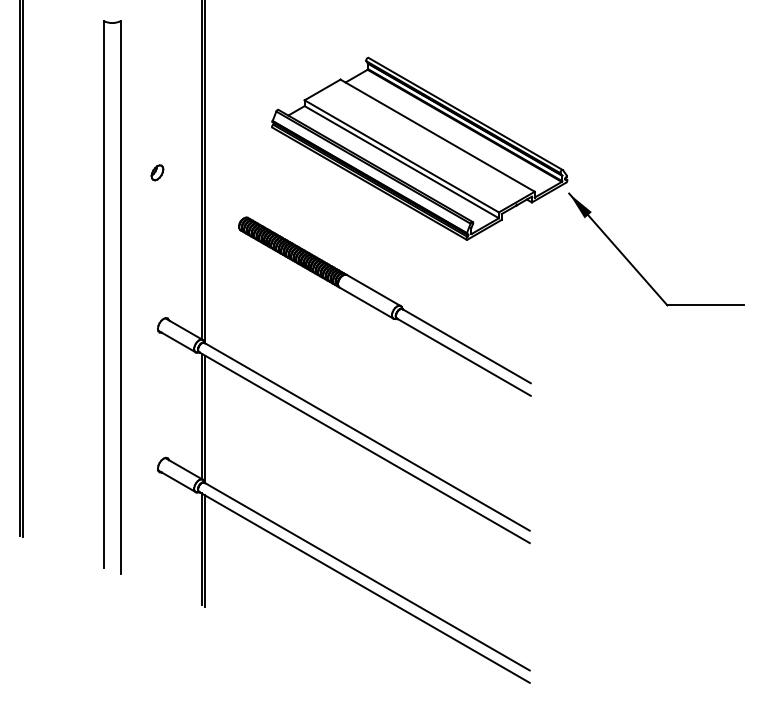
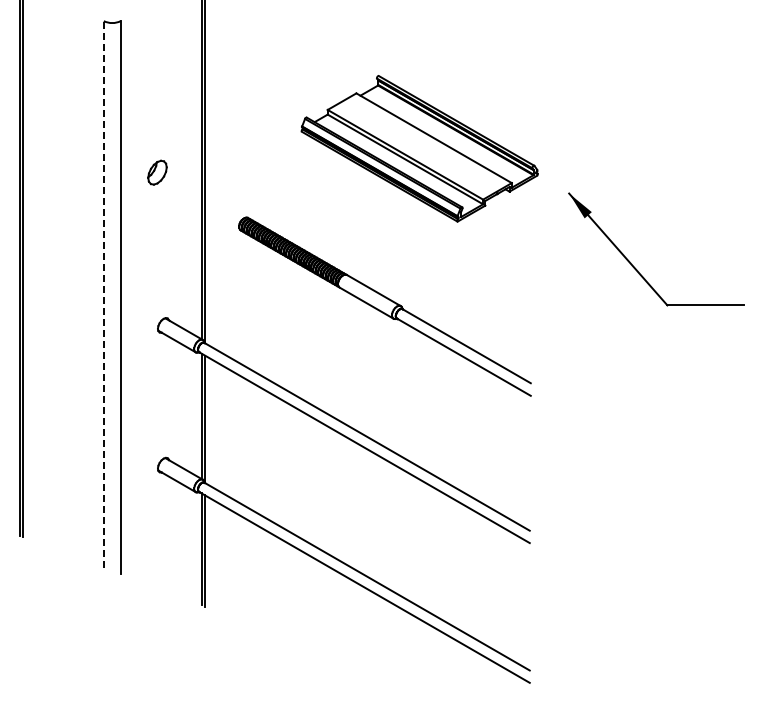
part size: 298x185 px -> 239x148 px (419, 148)
part size: 15x18 px -> 21x27 px (157, 172)
line: solid -> dashed (103, 294)
